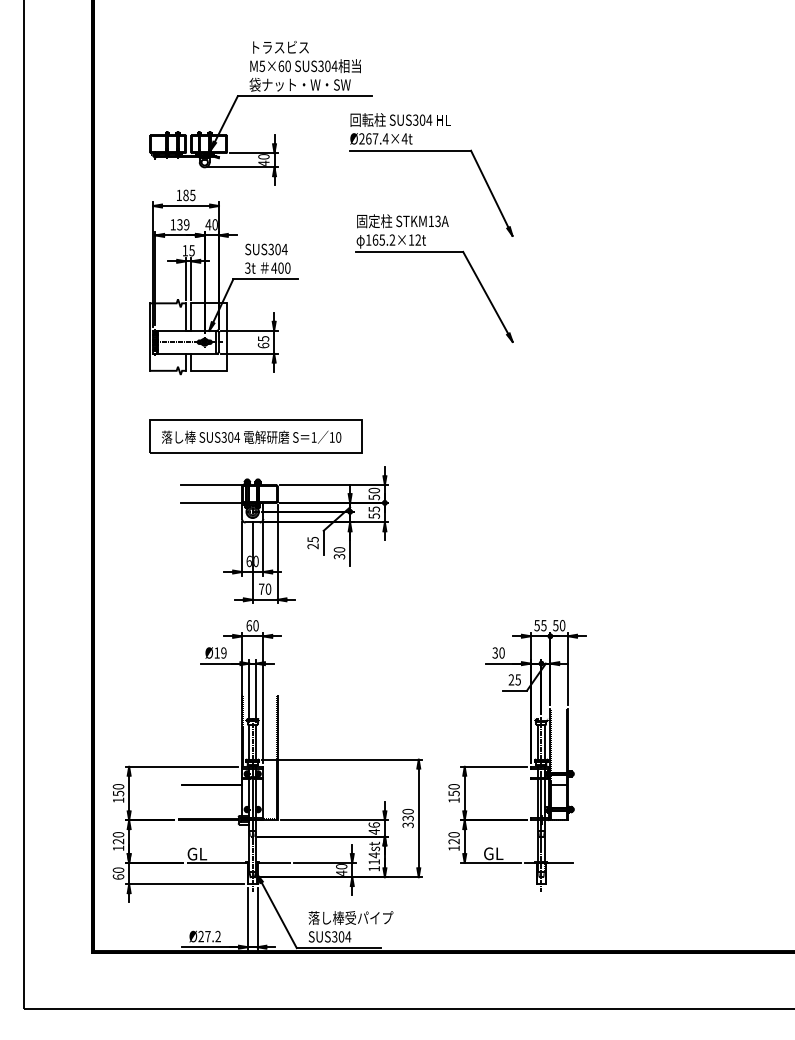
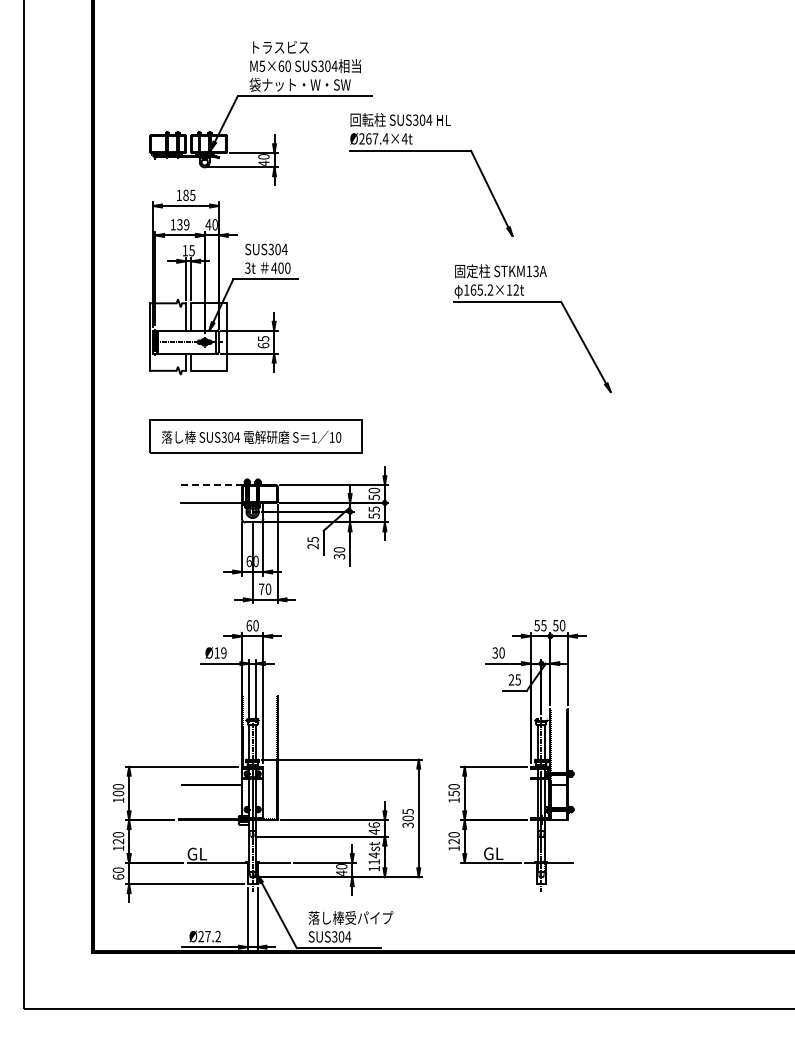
part position: (434, 252) -> (532, 302) (532, 302)
line: solid -> dashed (212, 485)
text: 150 -> 100 (118, 793)
text: 330 -> 305 (407, 814)
